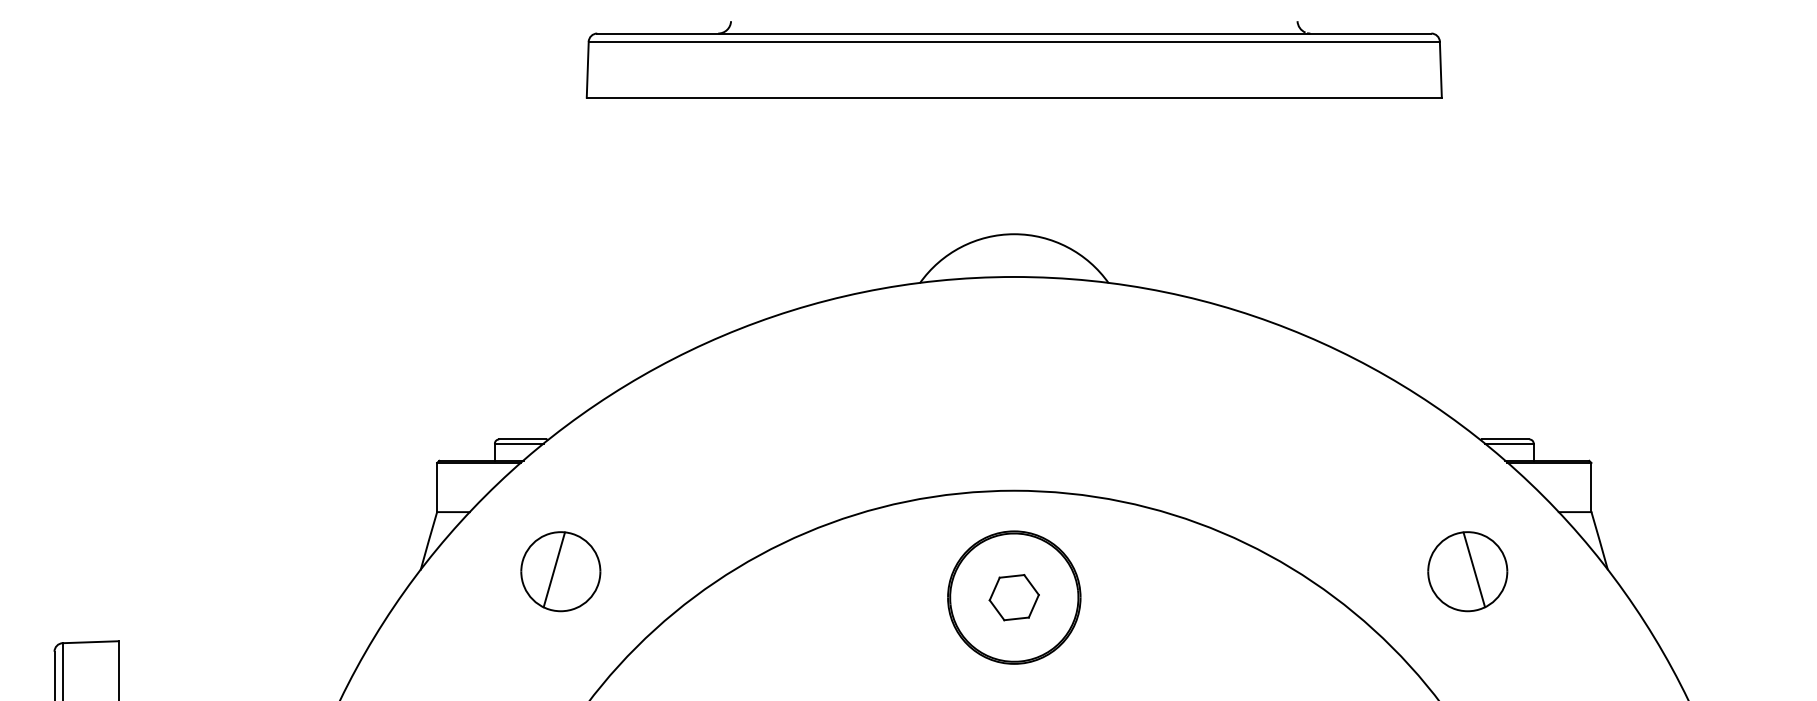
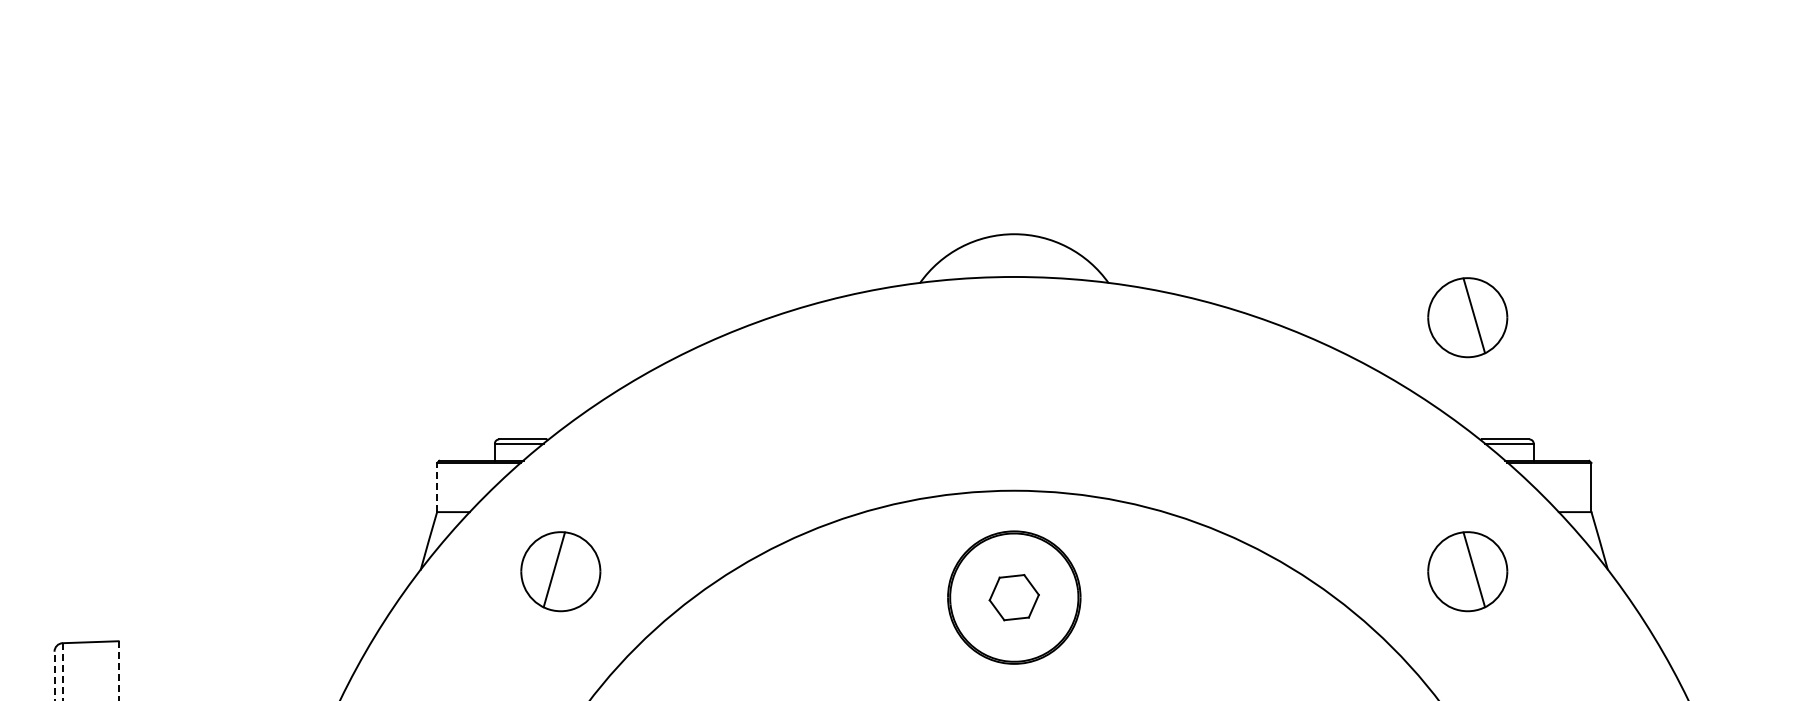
part: present -> none (1013, 59)
part: none -> present (1467, 317)
line: solid -> dashed (437, 487)
line: solid -> dashed (118, 671)
line: solid -> dashed (62, 672)
line: solid -> dashed (54, 675)
